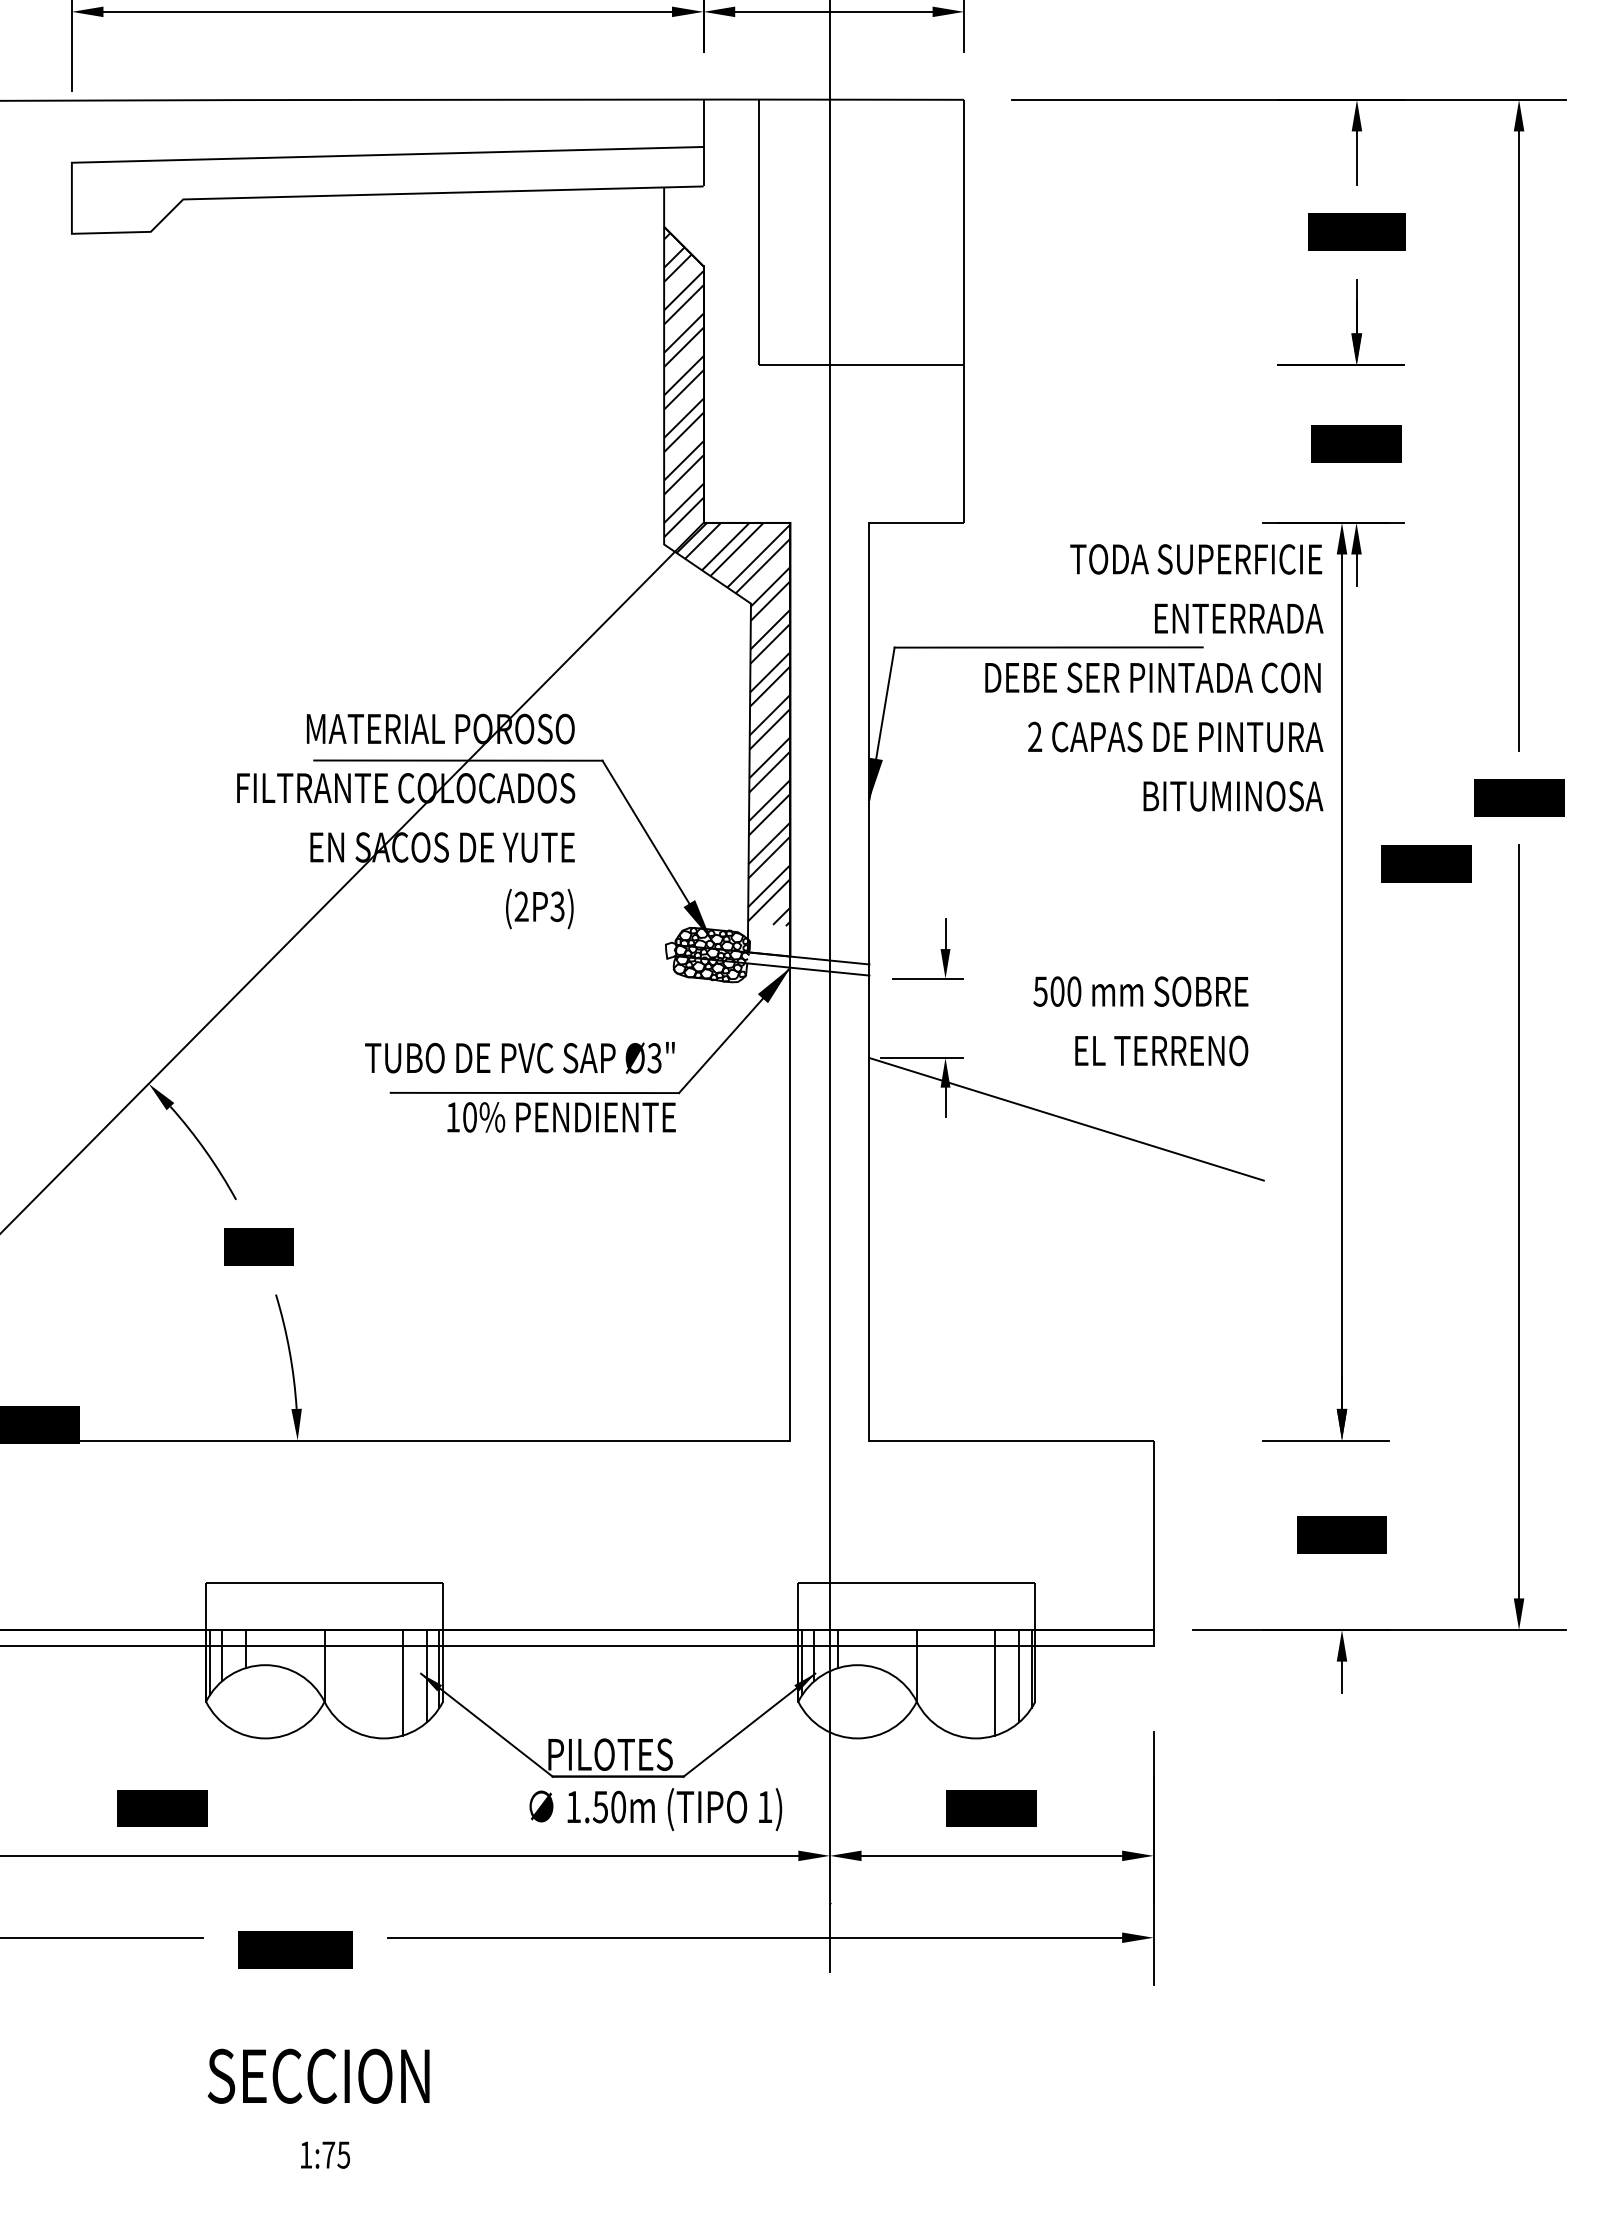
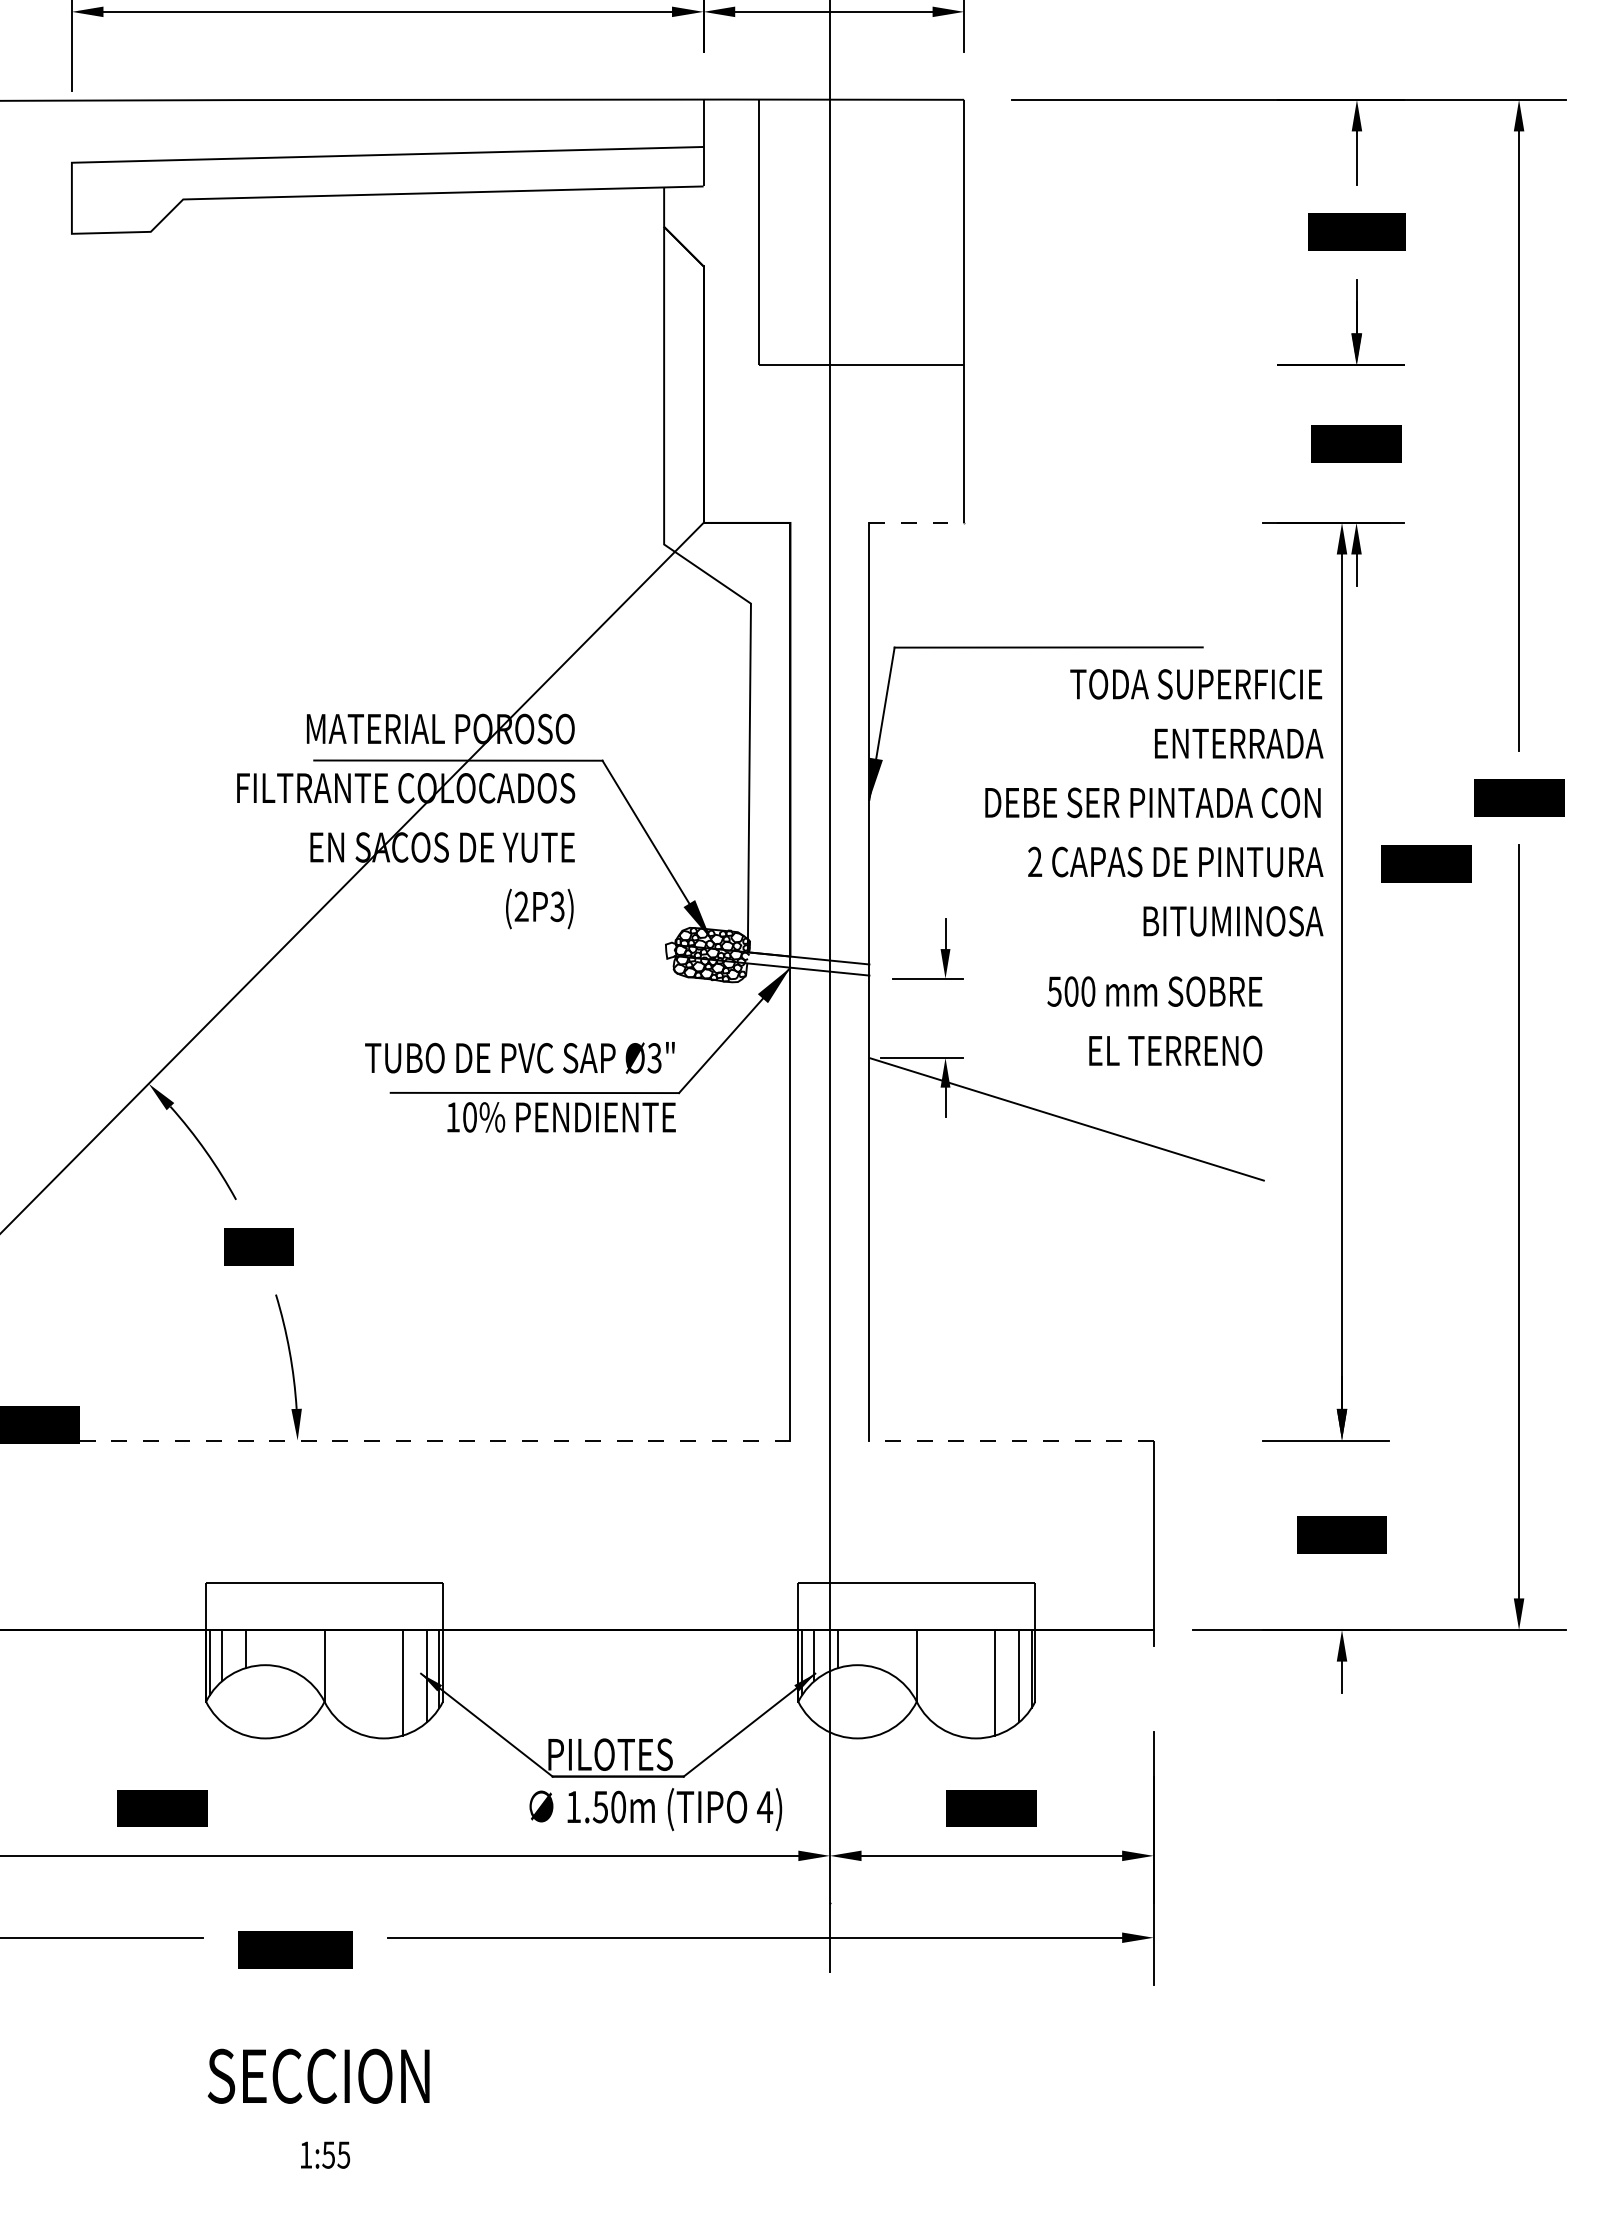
line: solid -> dashed (917, 522)
hatch: present -> none (727, 579)
text position: (1154, 677) -> (1154, 802) (1154, 802)
text position: (1140, 1021) -> (1154, 1021) (1154, 1021)
line: solid -> dashed (395, 1440)
line: solid -> dashed (1011, 1440)
line: present -> none (577, 1645)
text: 1) -> 4) (765, 1806)
text: 1:75 -> 1:55 (328, 2154)
